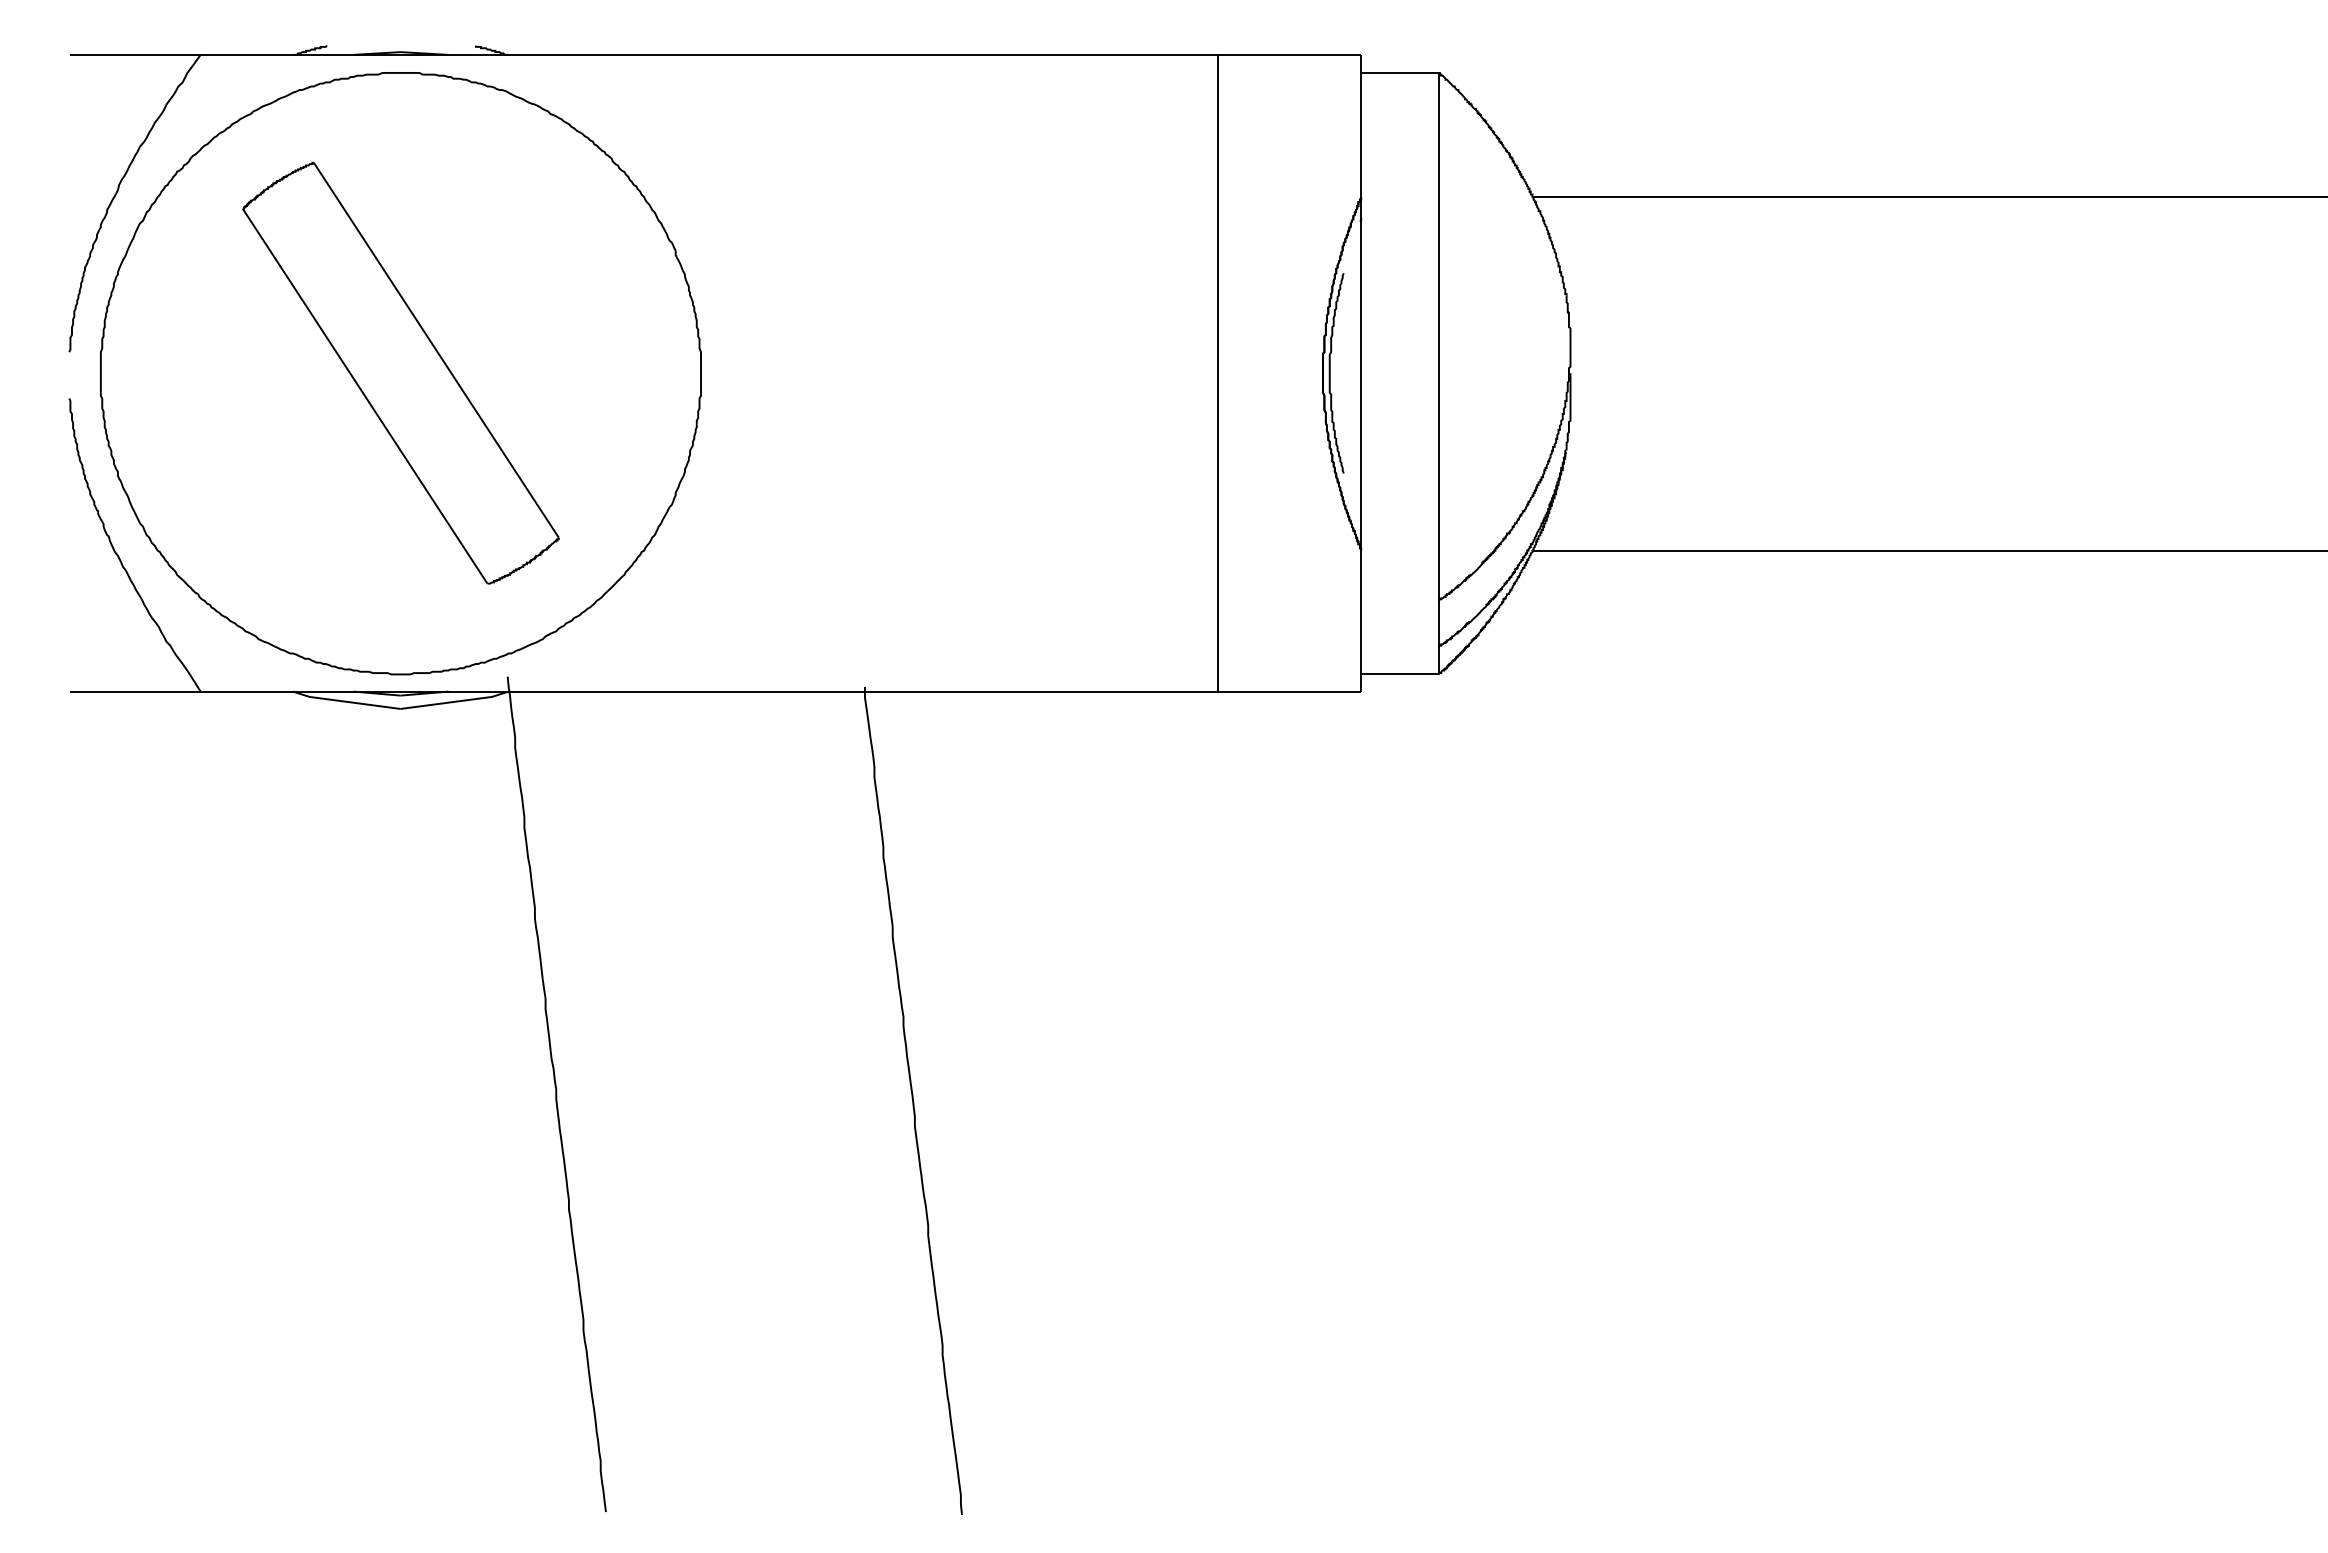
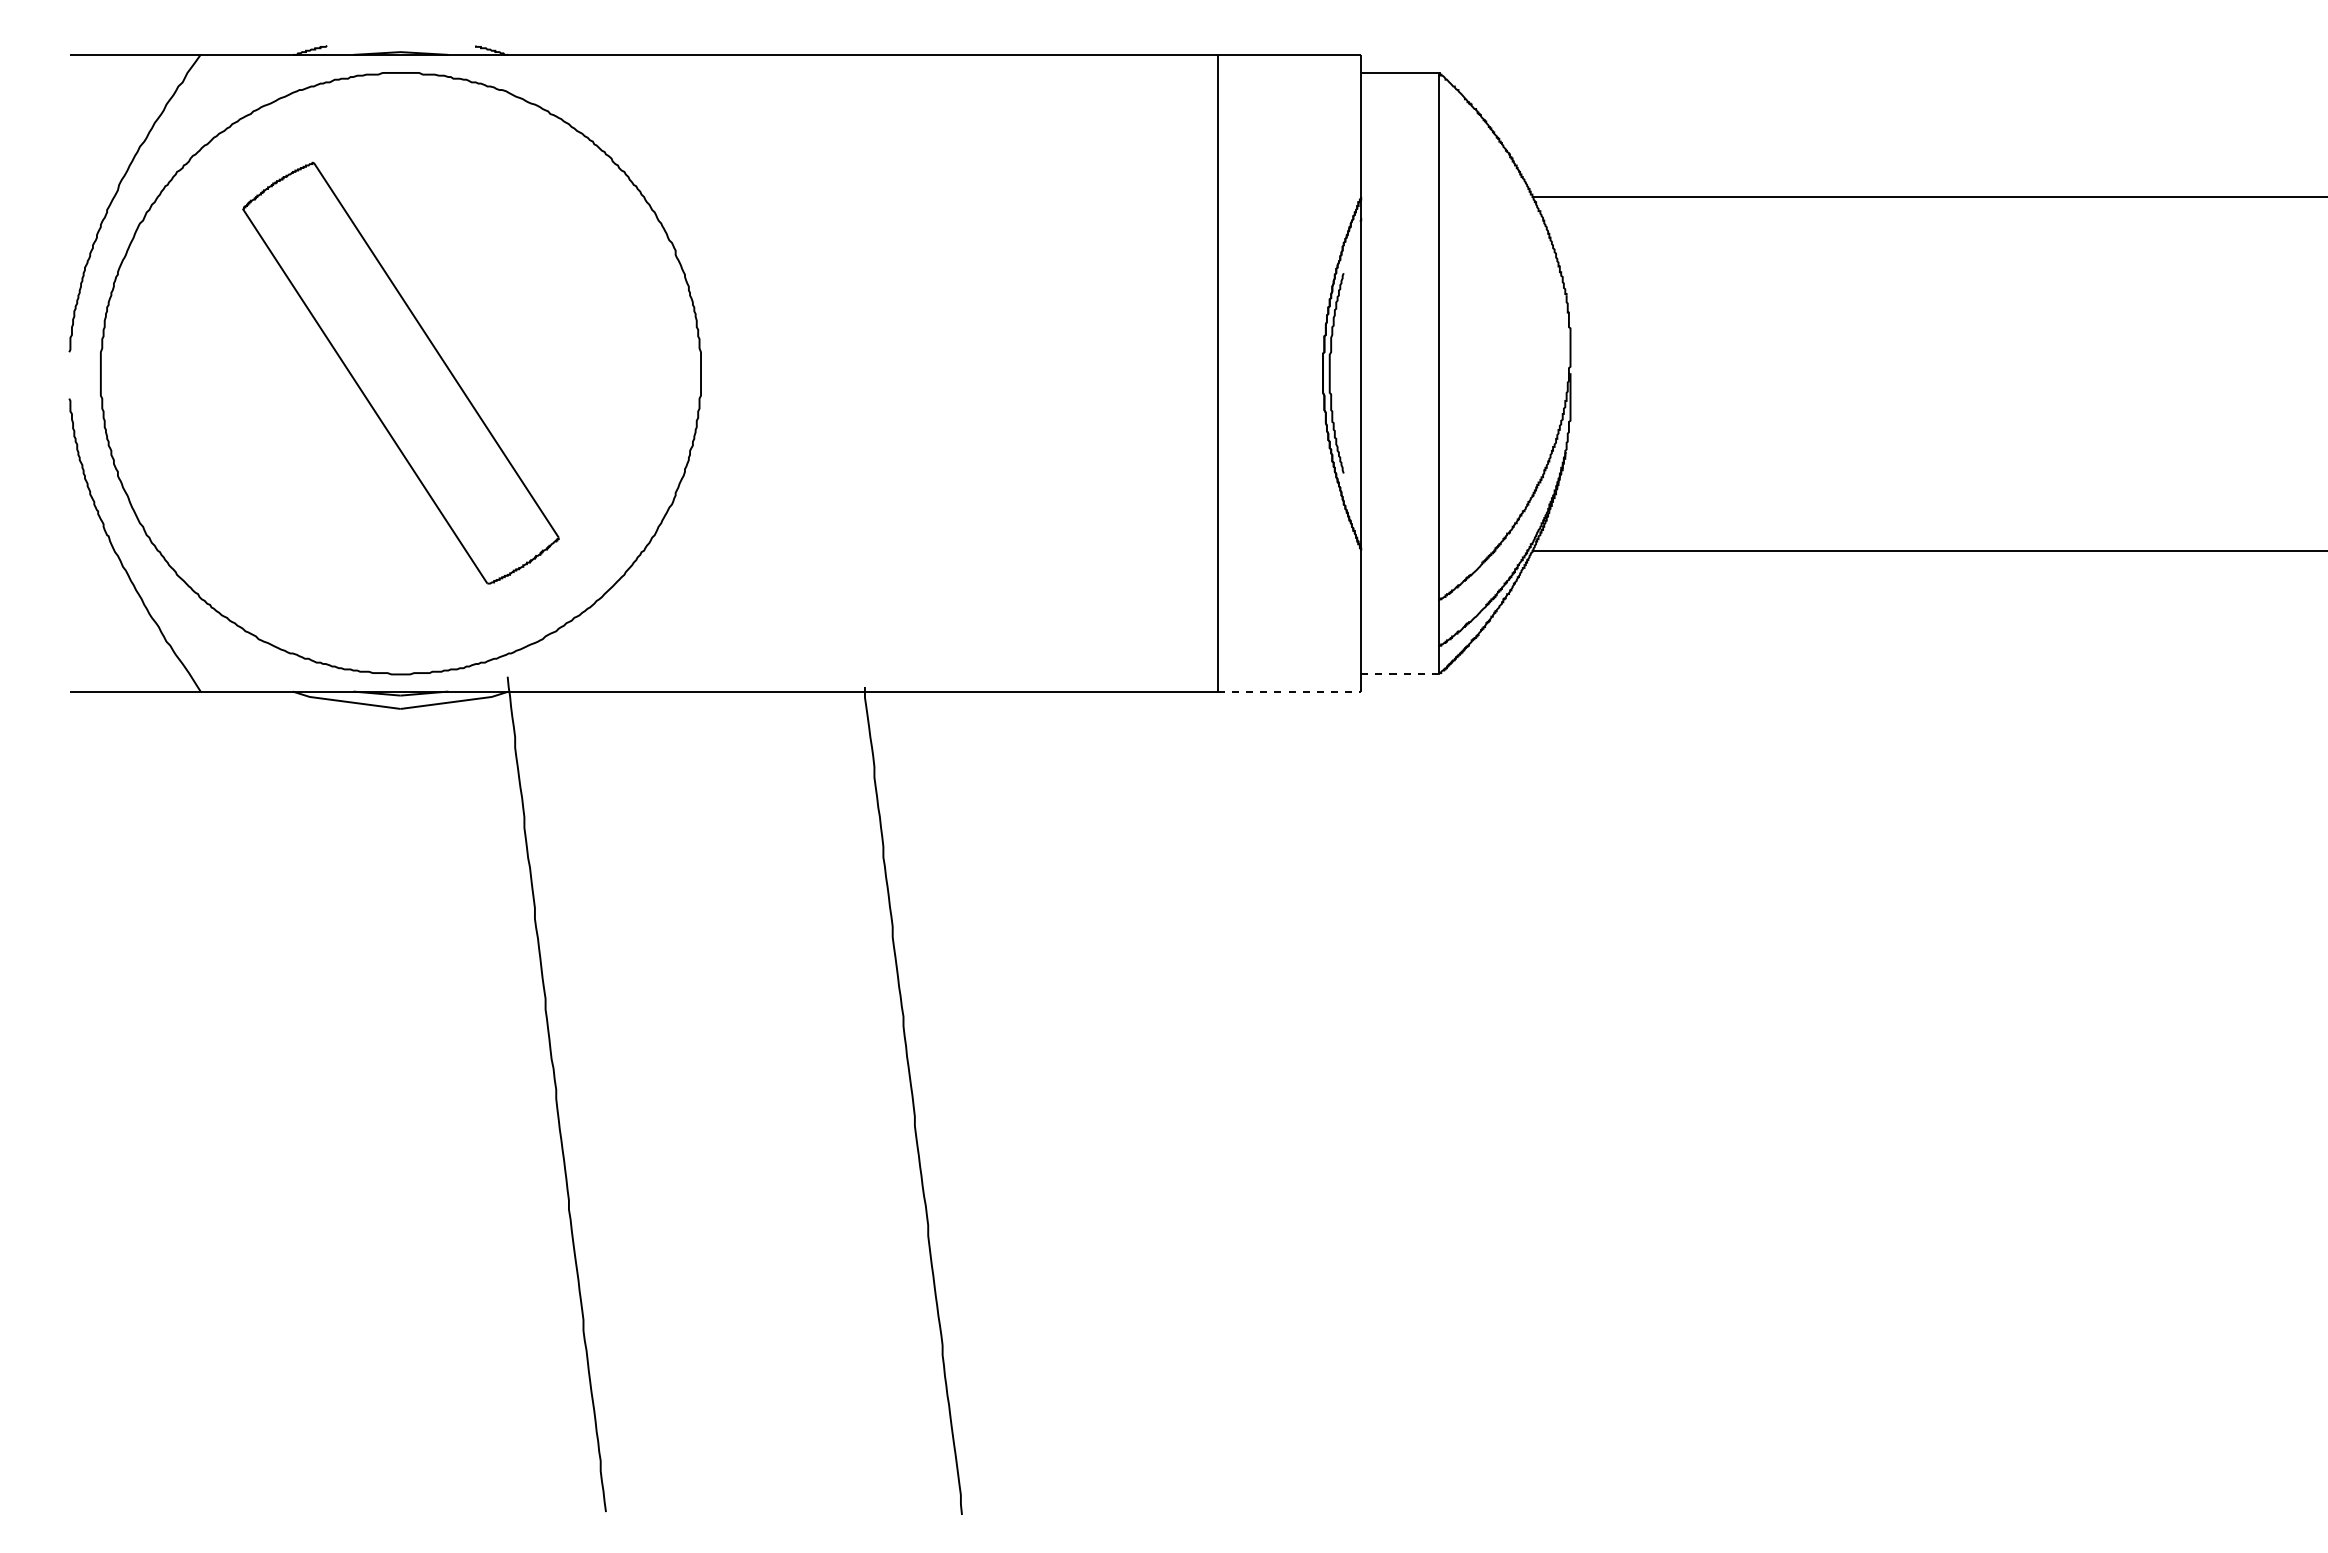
line: solid -> dashed (1399, 674)
line: solid -> dashed (1289, 691)
